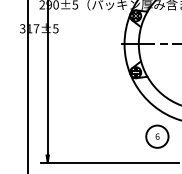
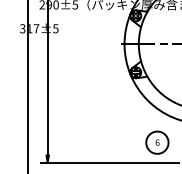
part position: (157, 136) -> (157, 142) (157, 142)
